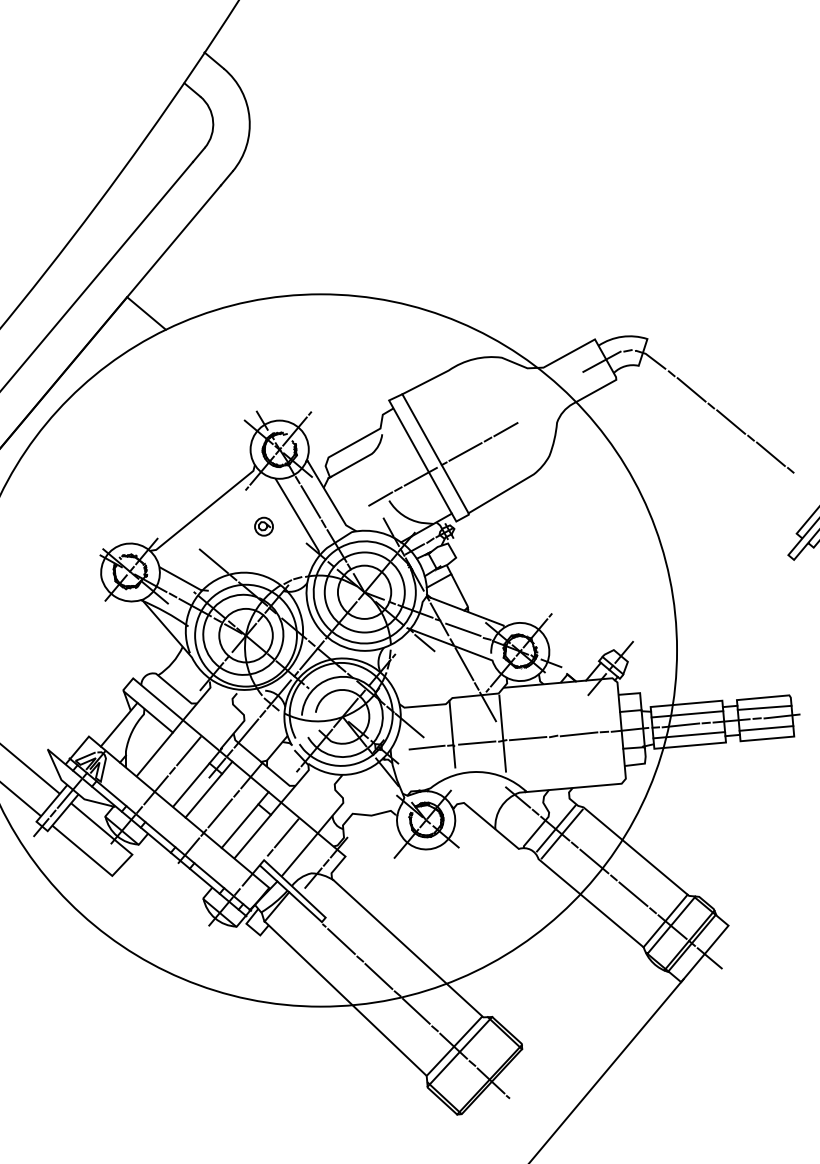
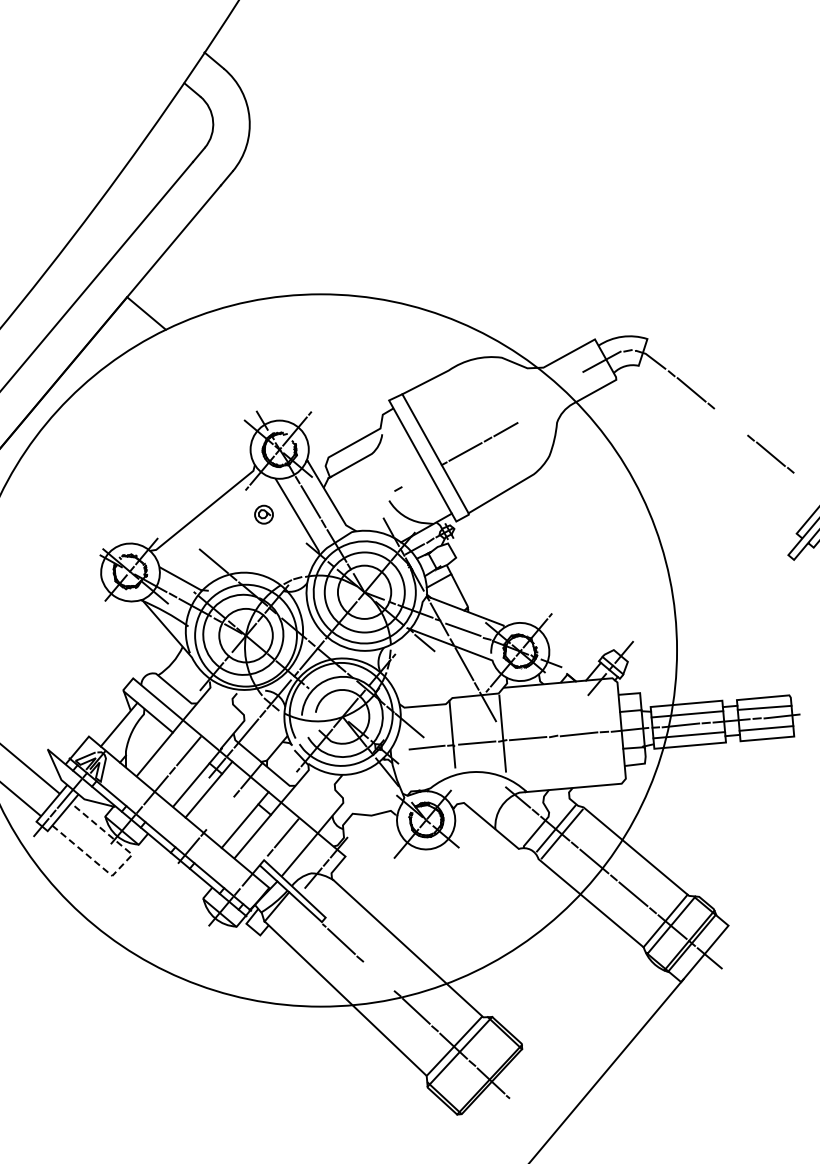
line: present -> none (731, 421)
line: present -> none (420, 476)
line: present -> none (380, 498)
part position: (263, 526) -> (263, 514) (263, 514)
line: present -> none (219, 813)
line: solid -> dashed (123, 864)
line: present -> none (378, 976)
